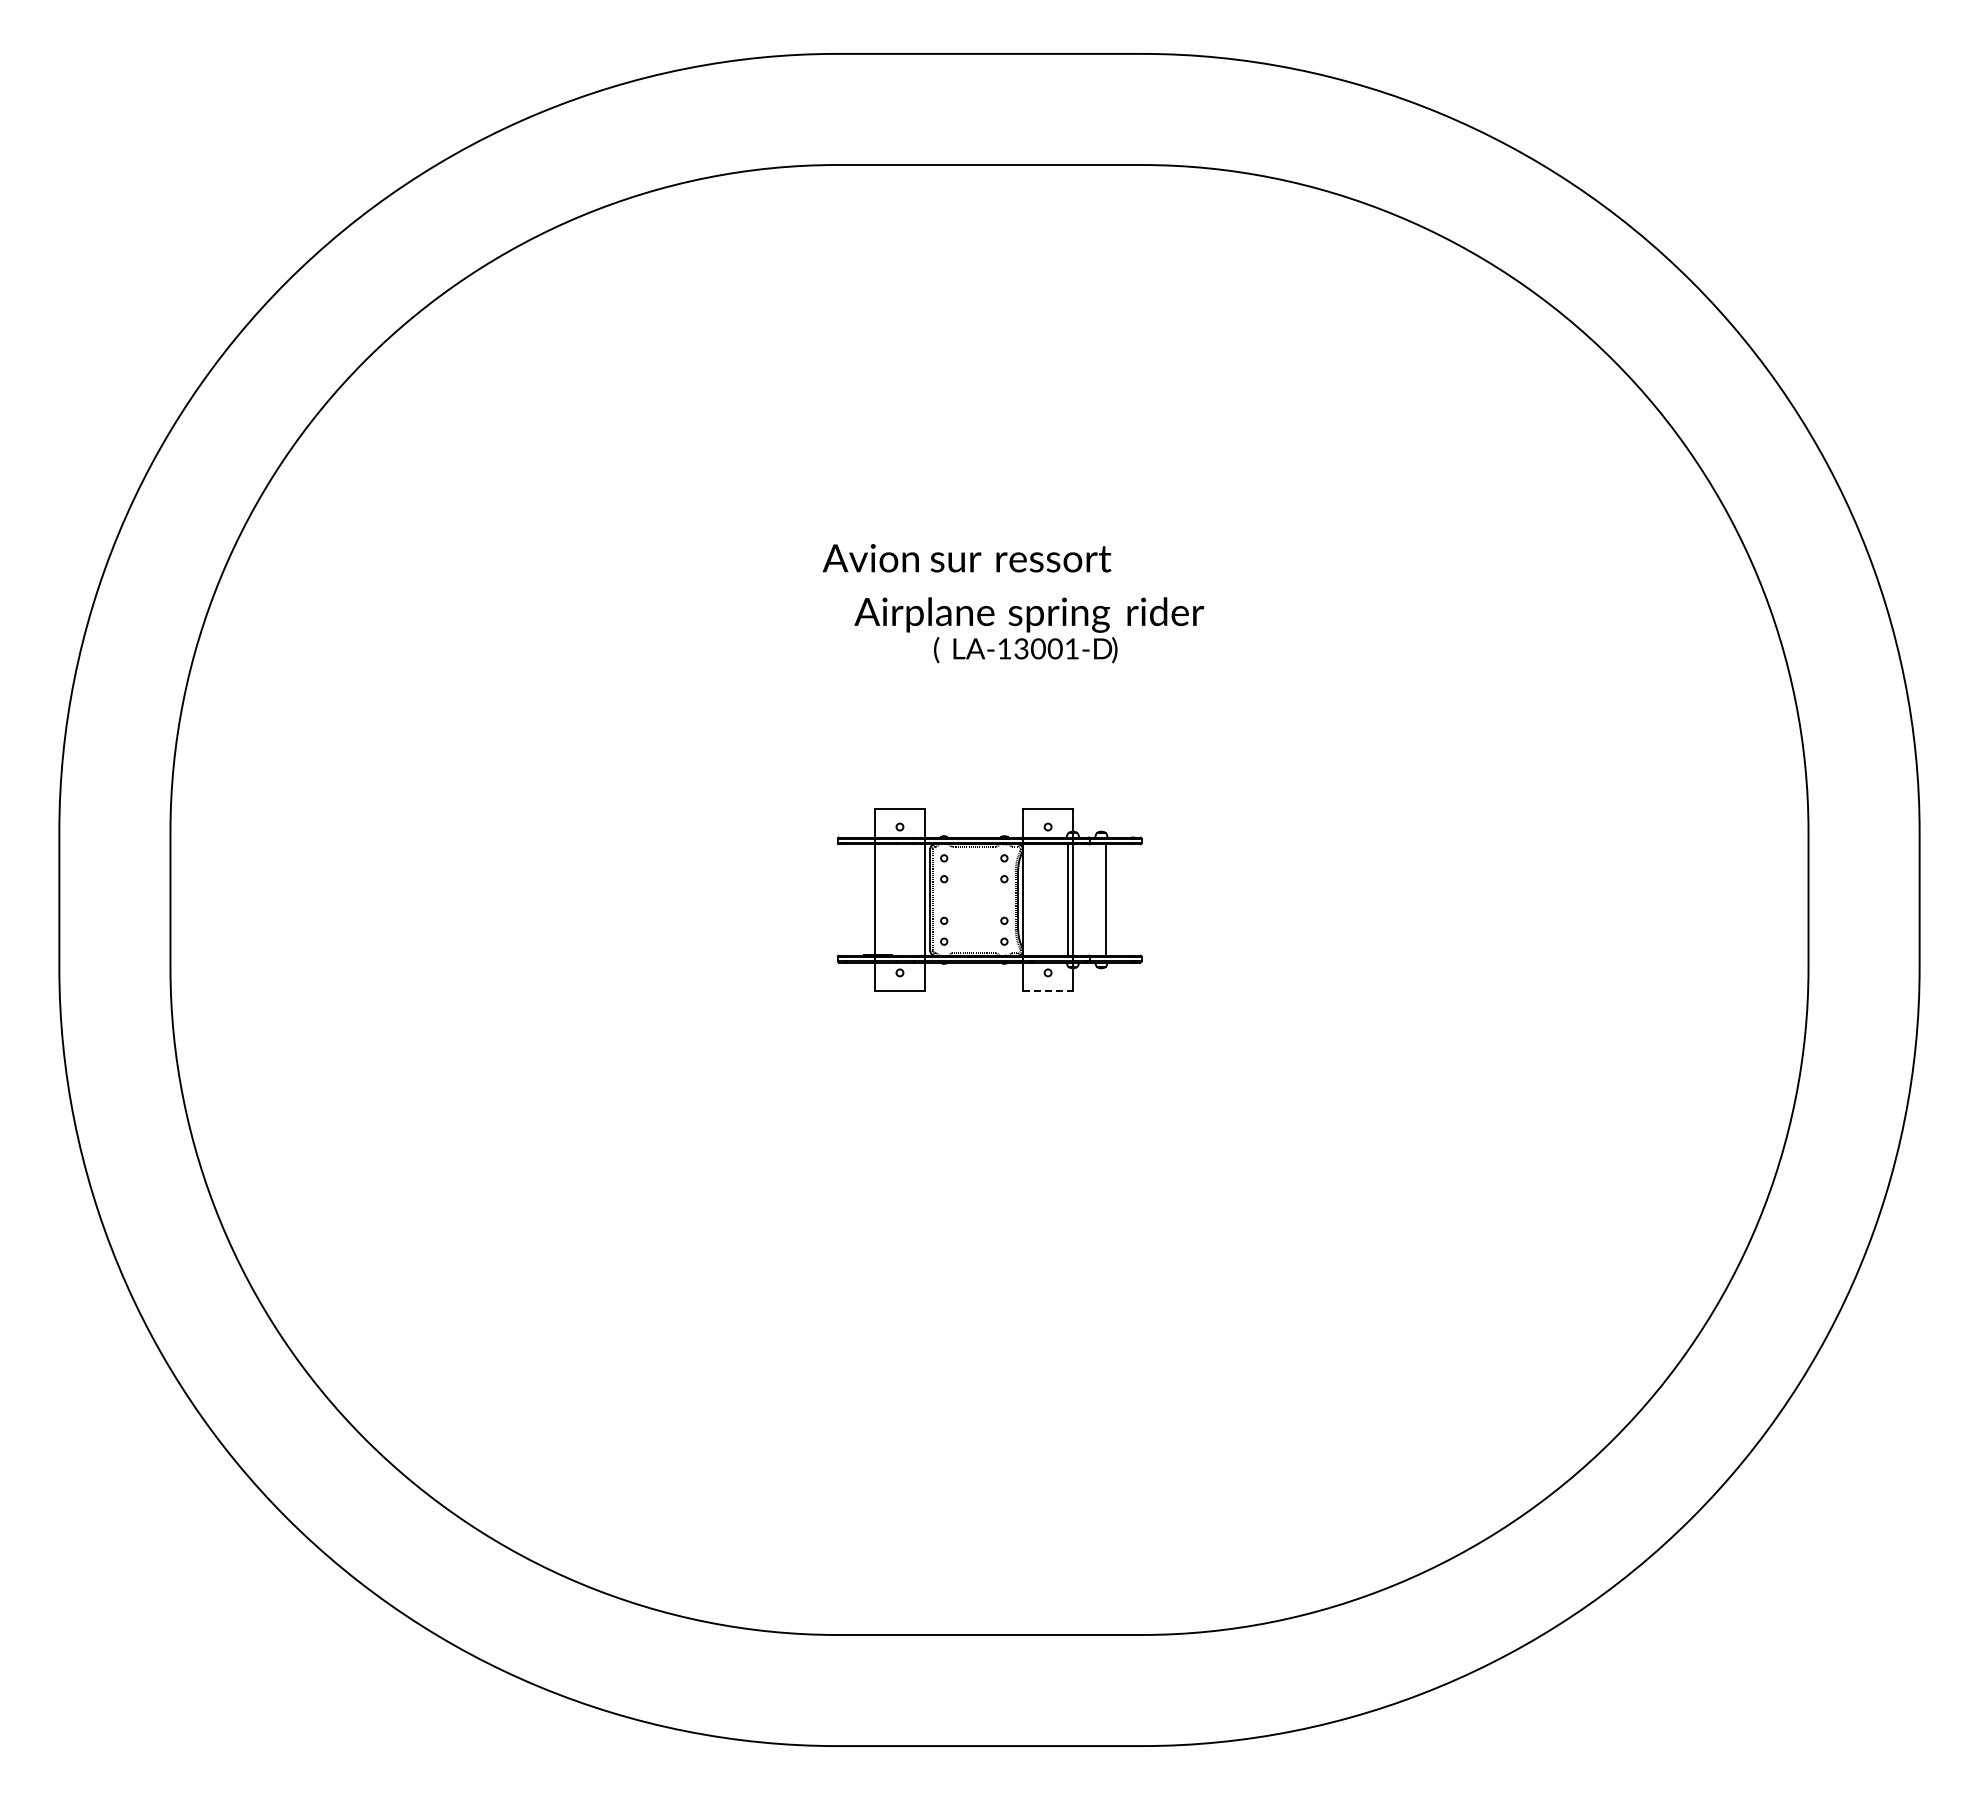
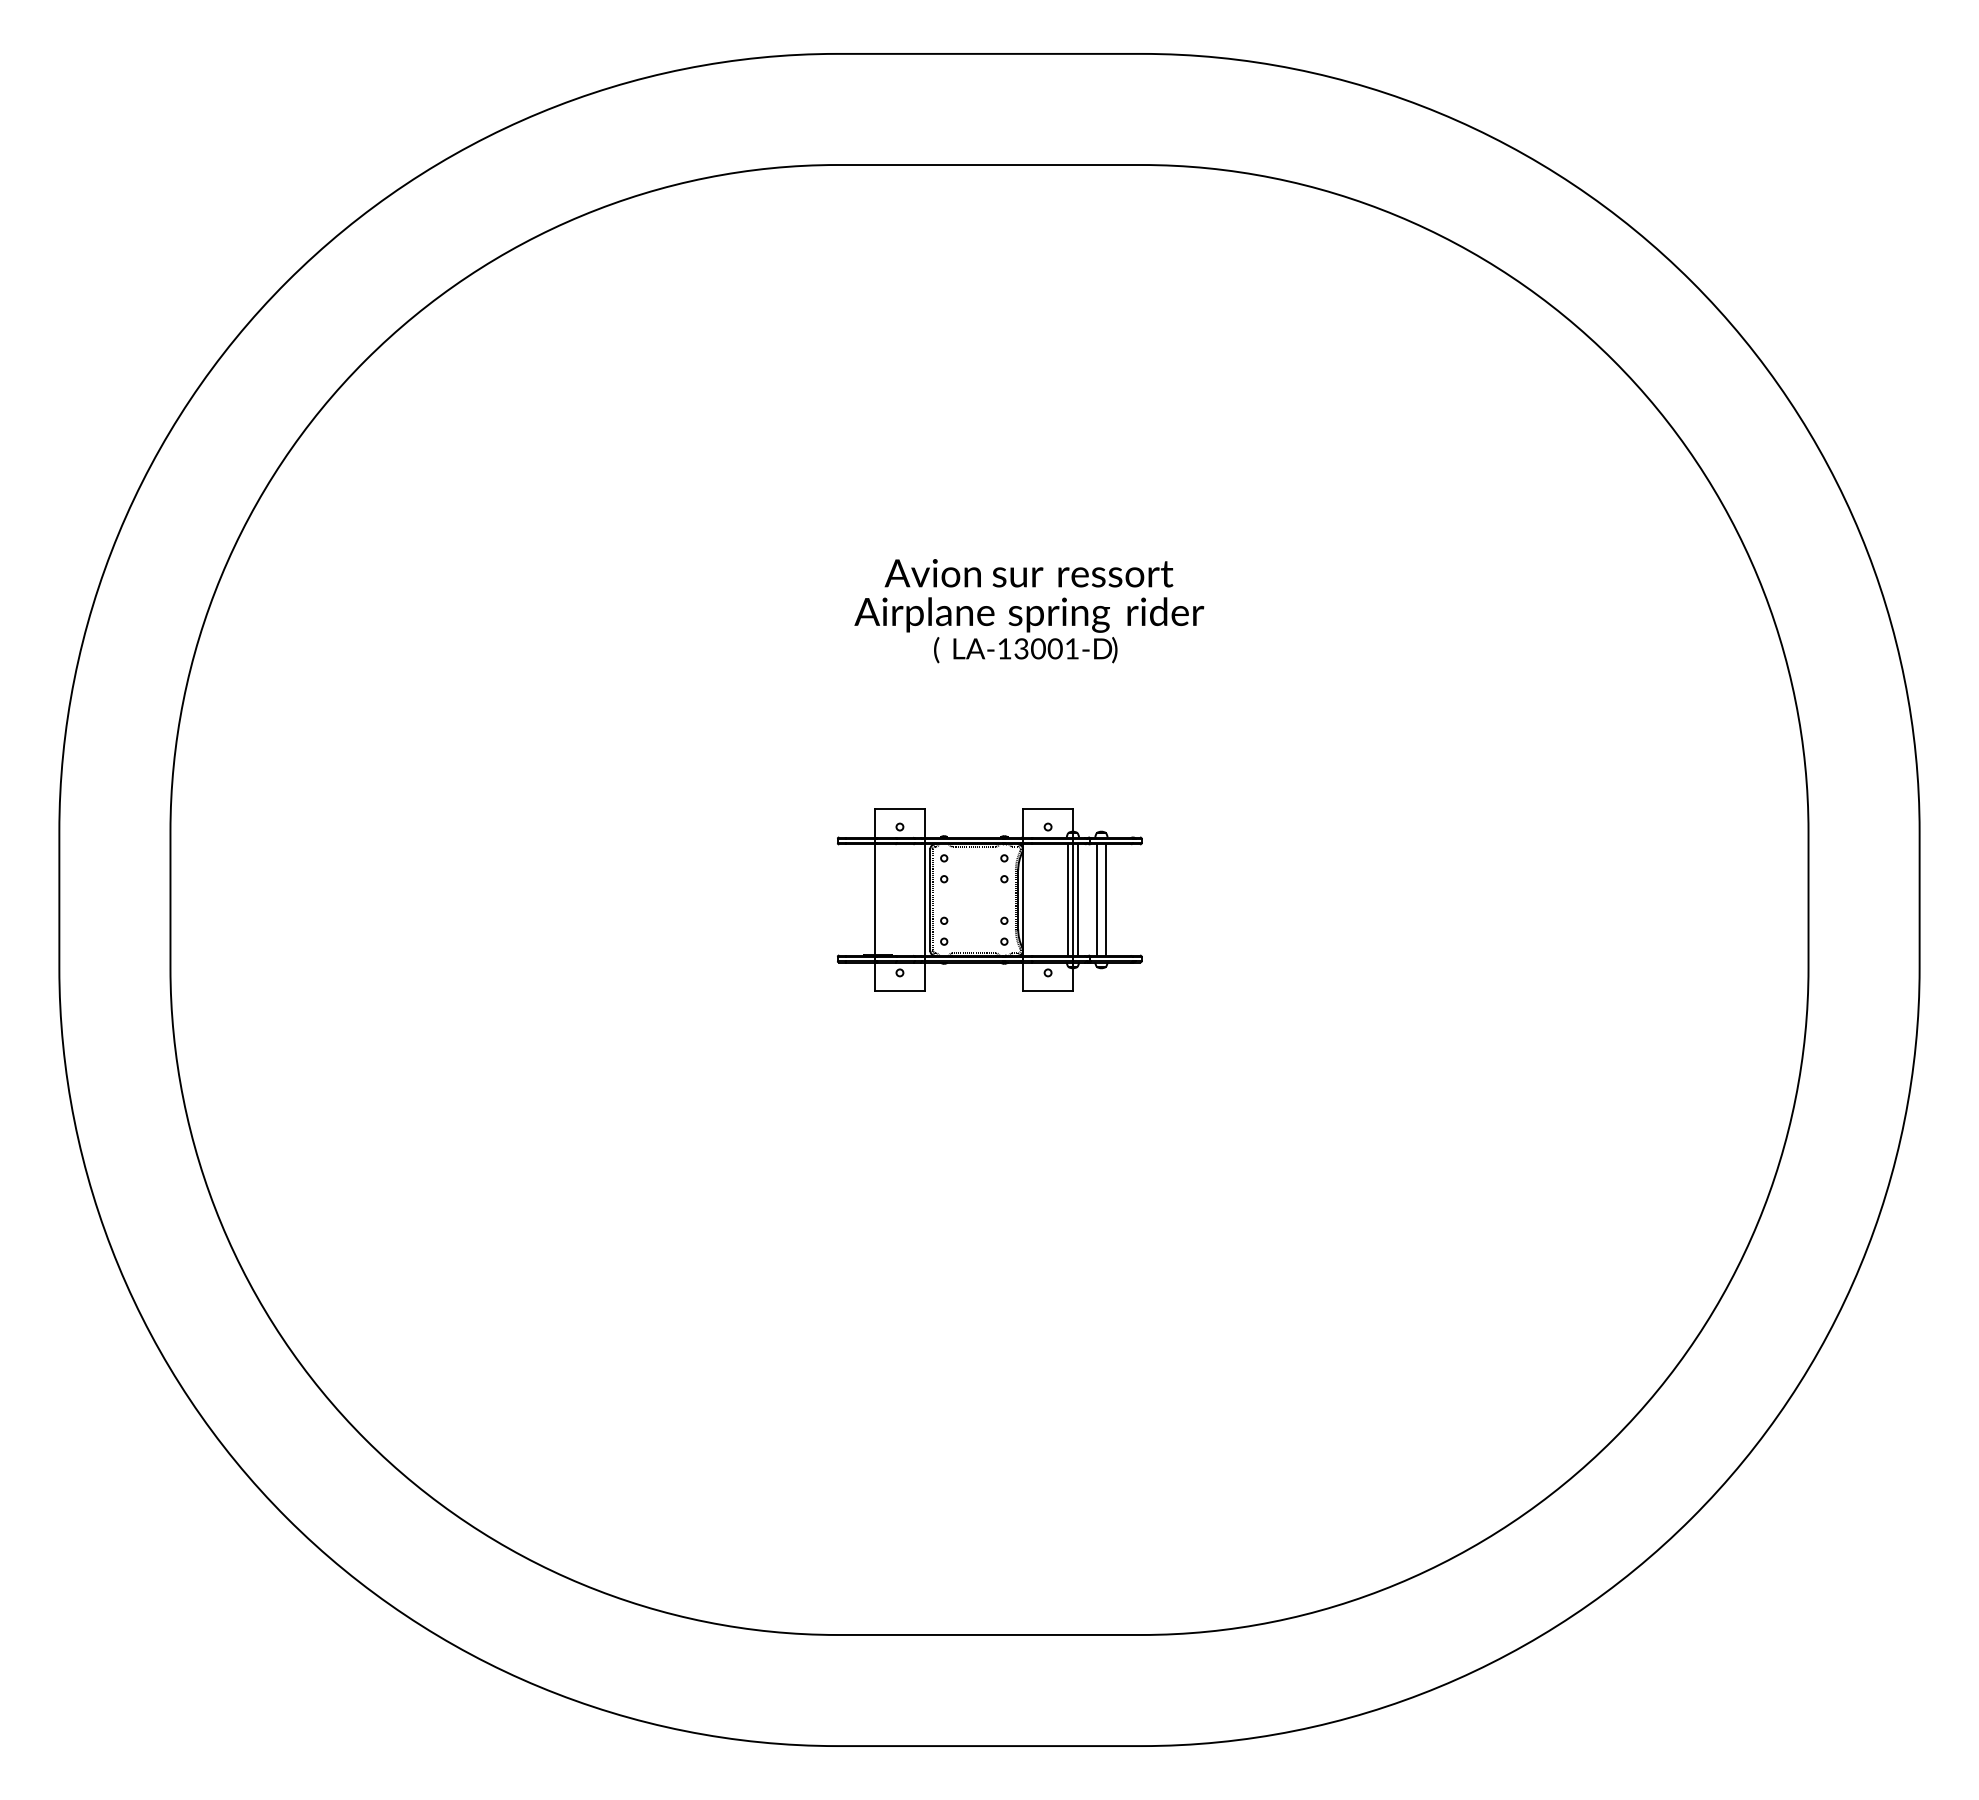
text position: (966, 558) -> (1028, 573) (1028, 573)
line: none -> present (1077, 899)
line: none -> present (1096, 899)
line: dashed -> solid (1048, 991)
